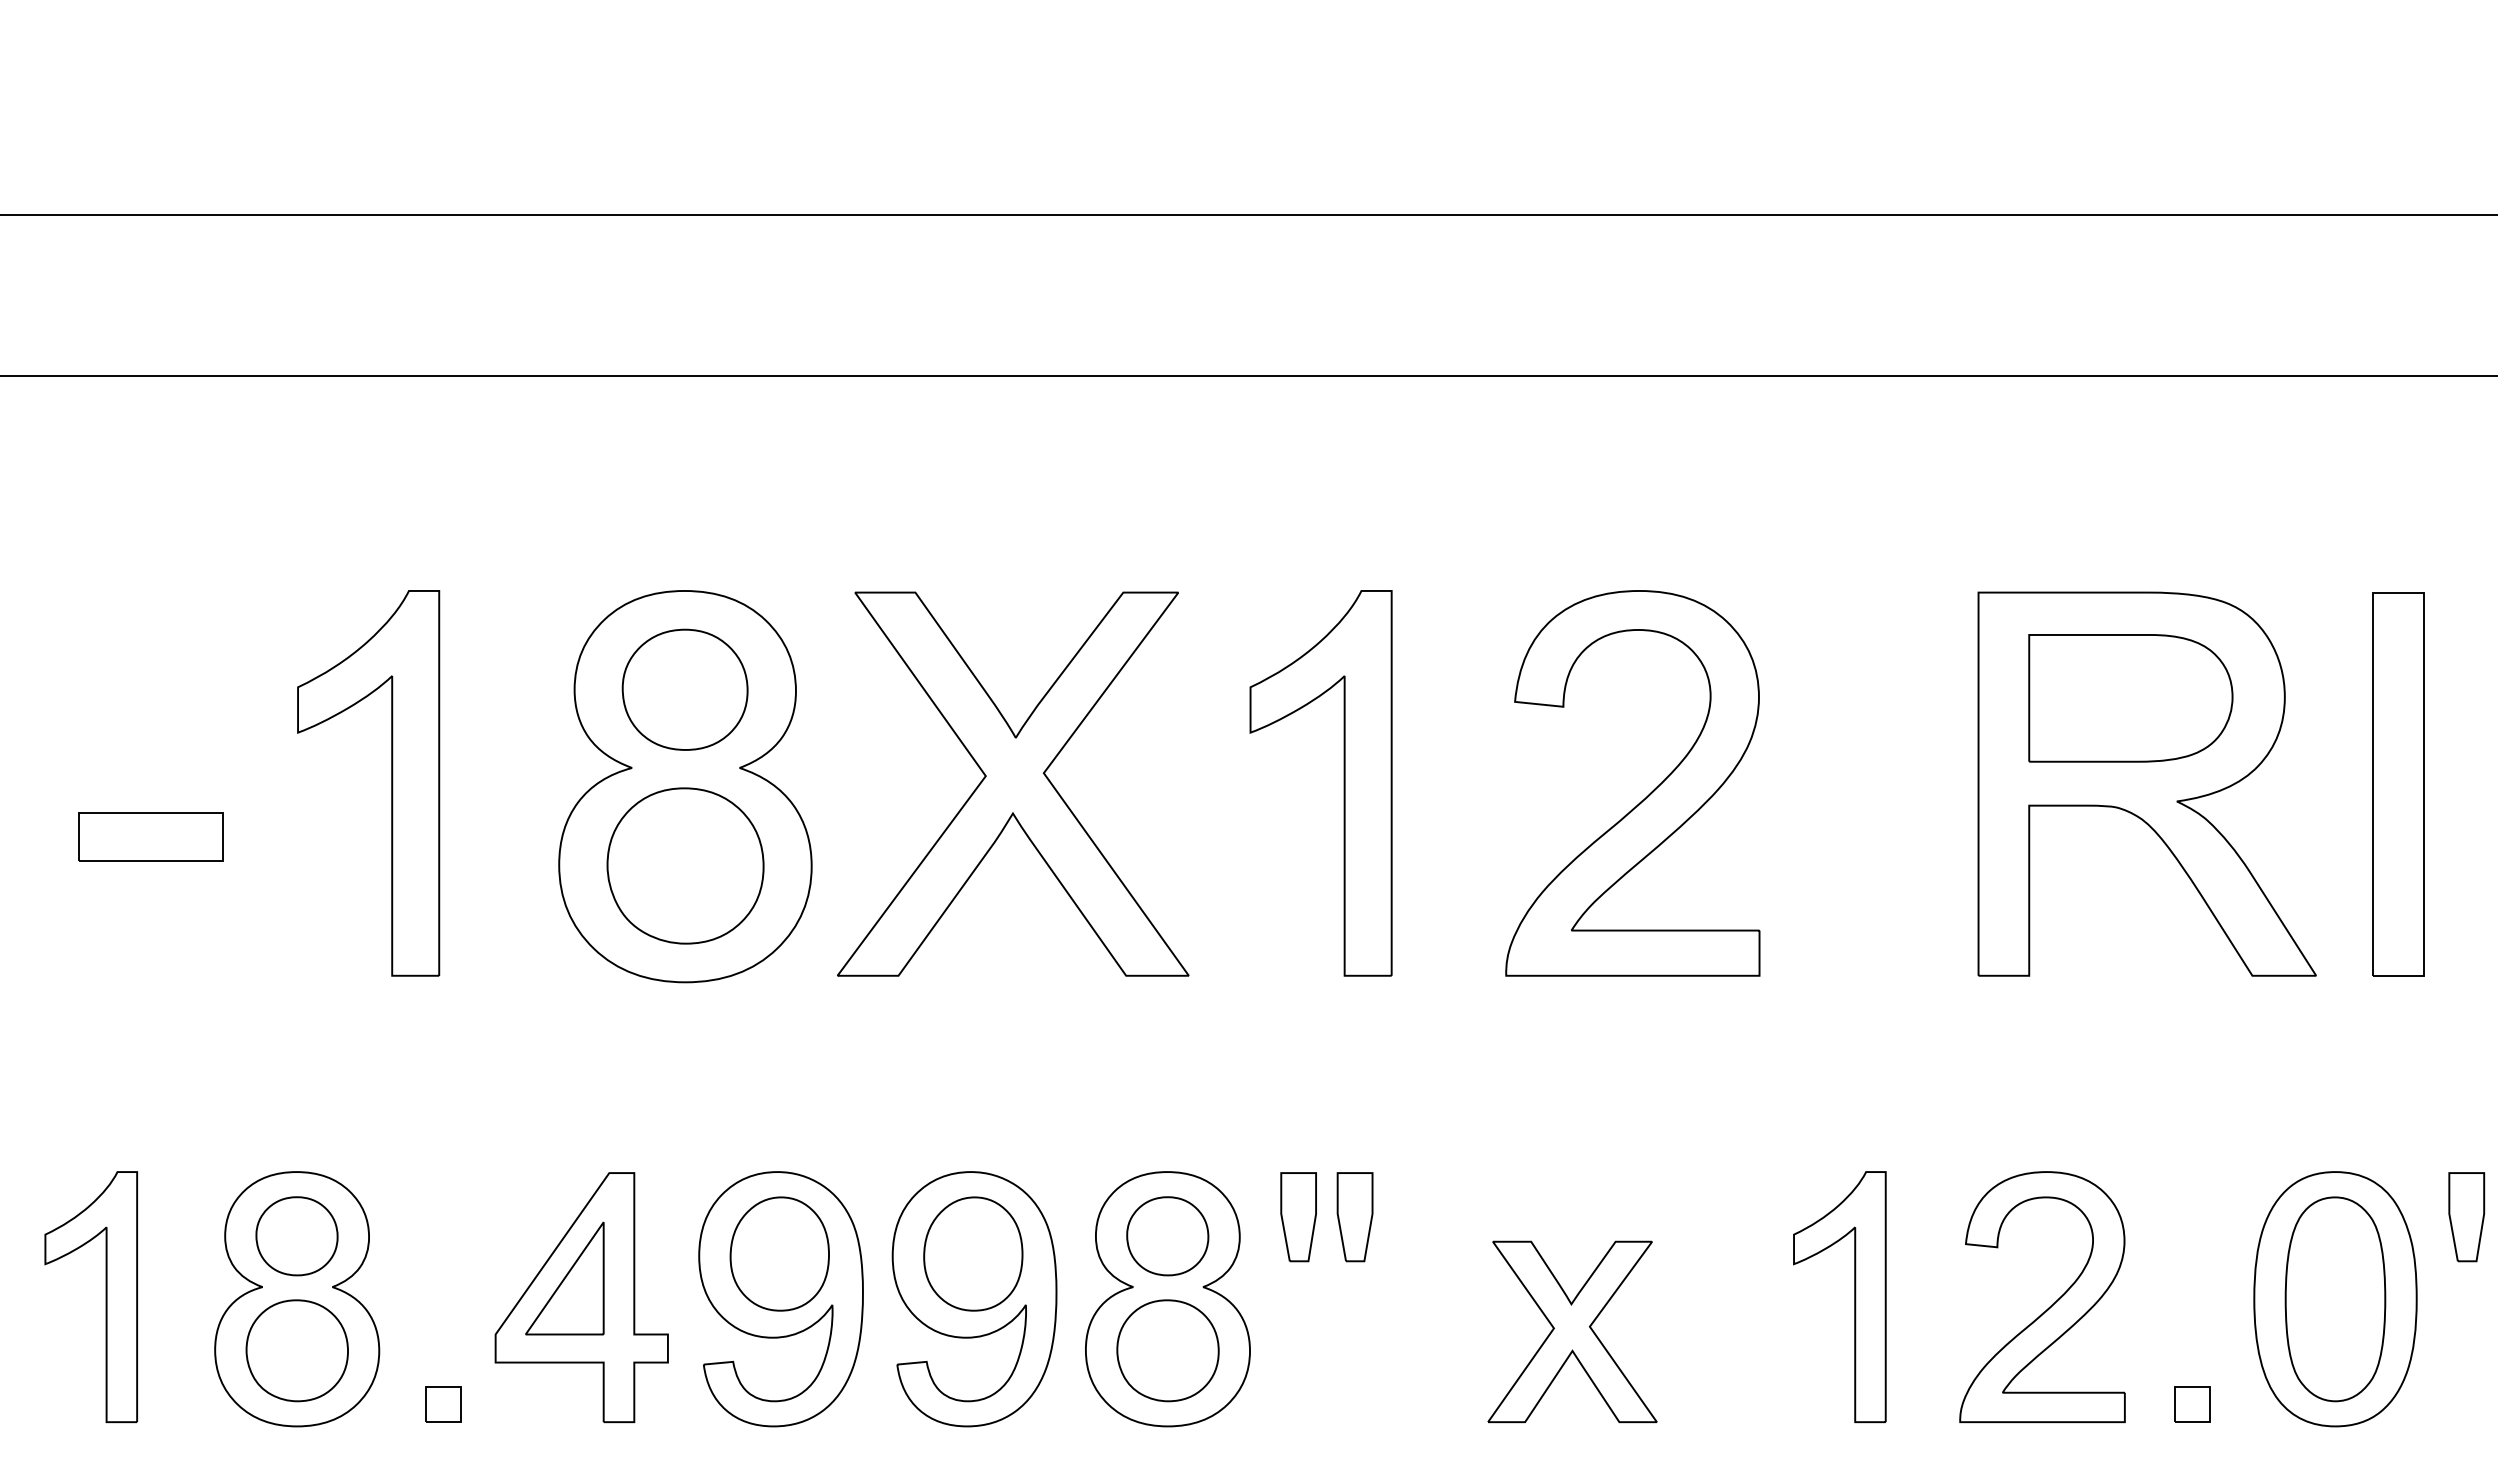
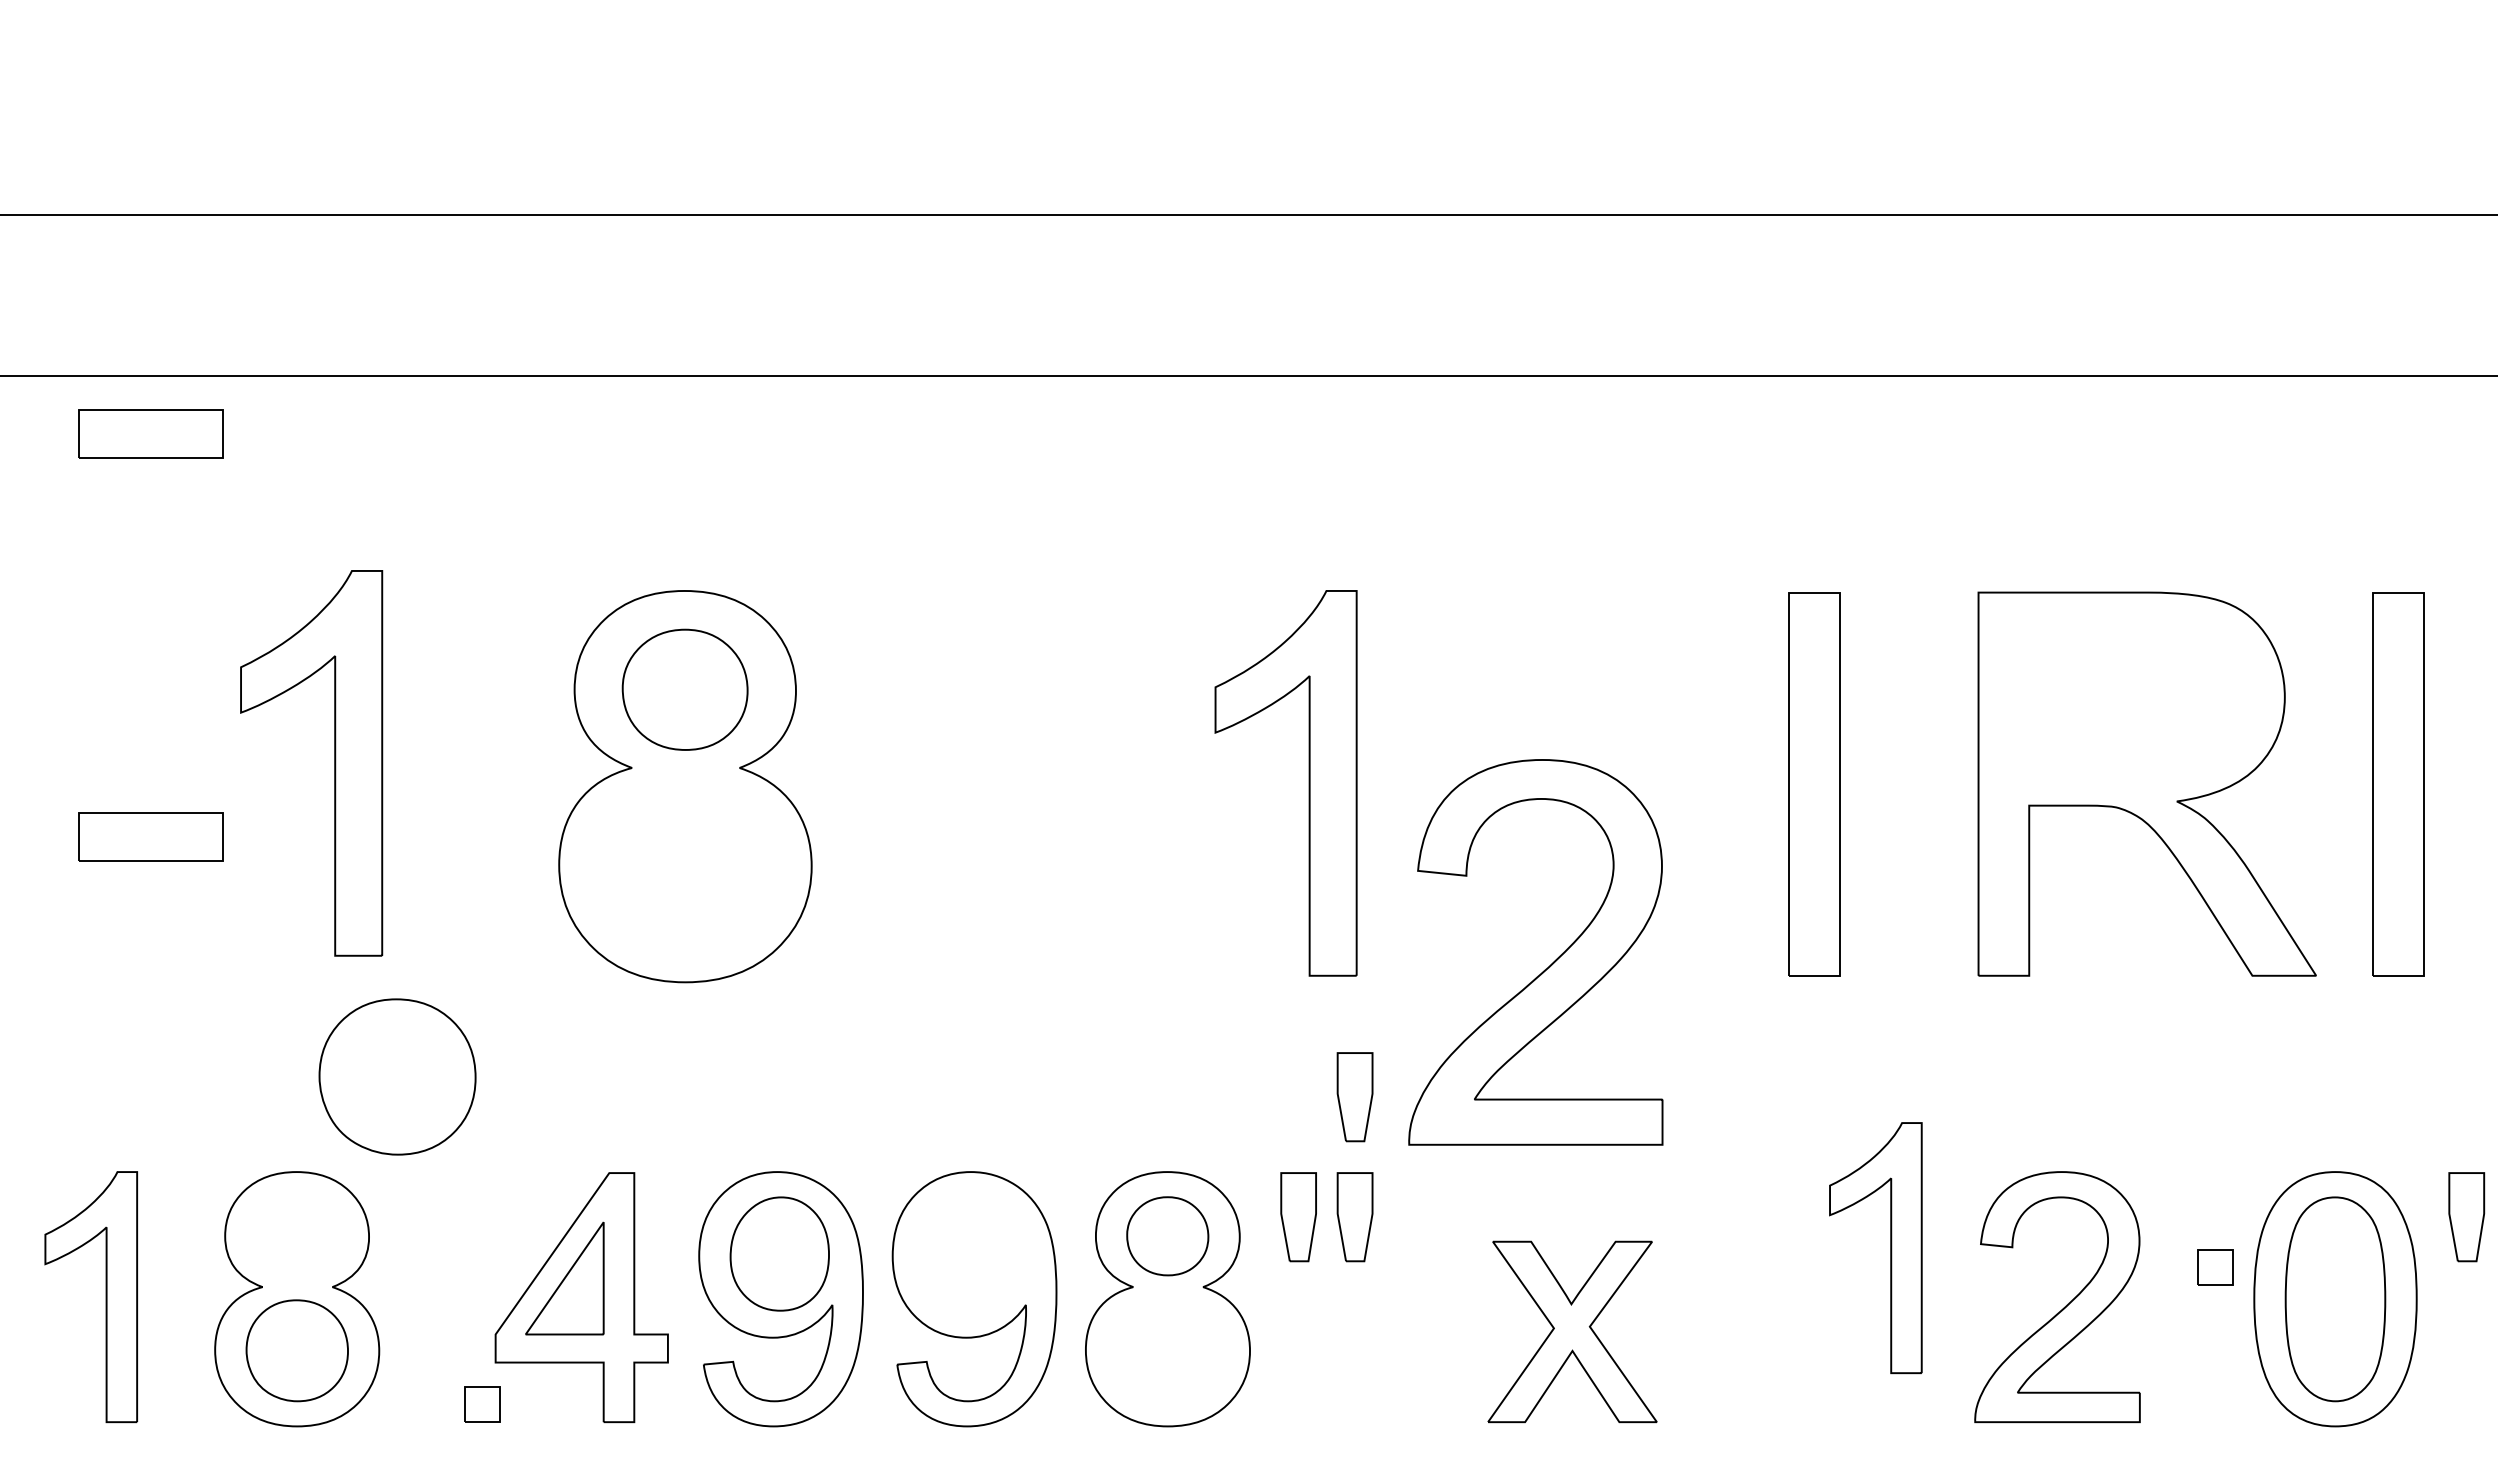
part: none -> present (150, 433)
part: present -> none (2130, 698)
part position: (391, 783) -> (334, 763) (334, 763)
part: present -> none (1013, 783)
part position: (1343, 783) -> (1308, 783) (1308, 783)
part: none -> present (1814, 784)
part position: (1646, 796) -> (1549, 965) (1549, 965)
part position: (685, 865) -> (397, 1076) (397, 1076)
part: none -> present (1354, 1097)
part: present -> none (296, 1236)
part: present -> none (973, 1253)
part position: (1854, 1297) -> (1890, 1248) (1890, 1248)
part position: (2050, 1305) -> (2065, 1305) (2065, 1305)
part: present -> none (1167, 1350)
part position: (443, 1404) -> (482, 1404) (482, 1404)
part position: (2192, 1404) -> (2215, 1267) (2215, 1267)
